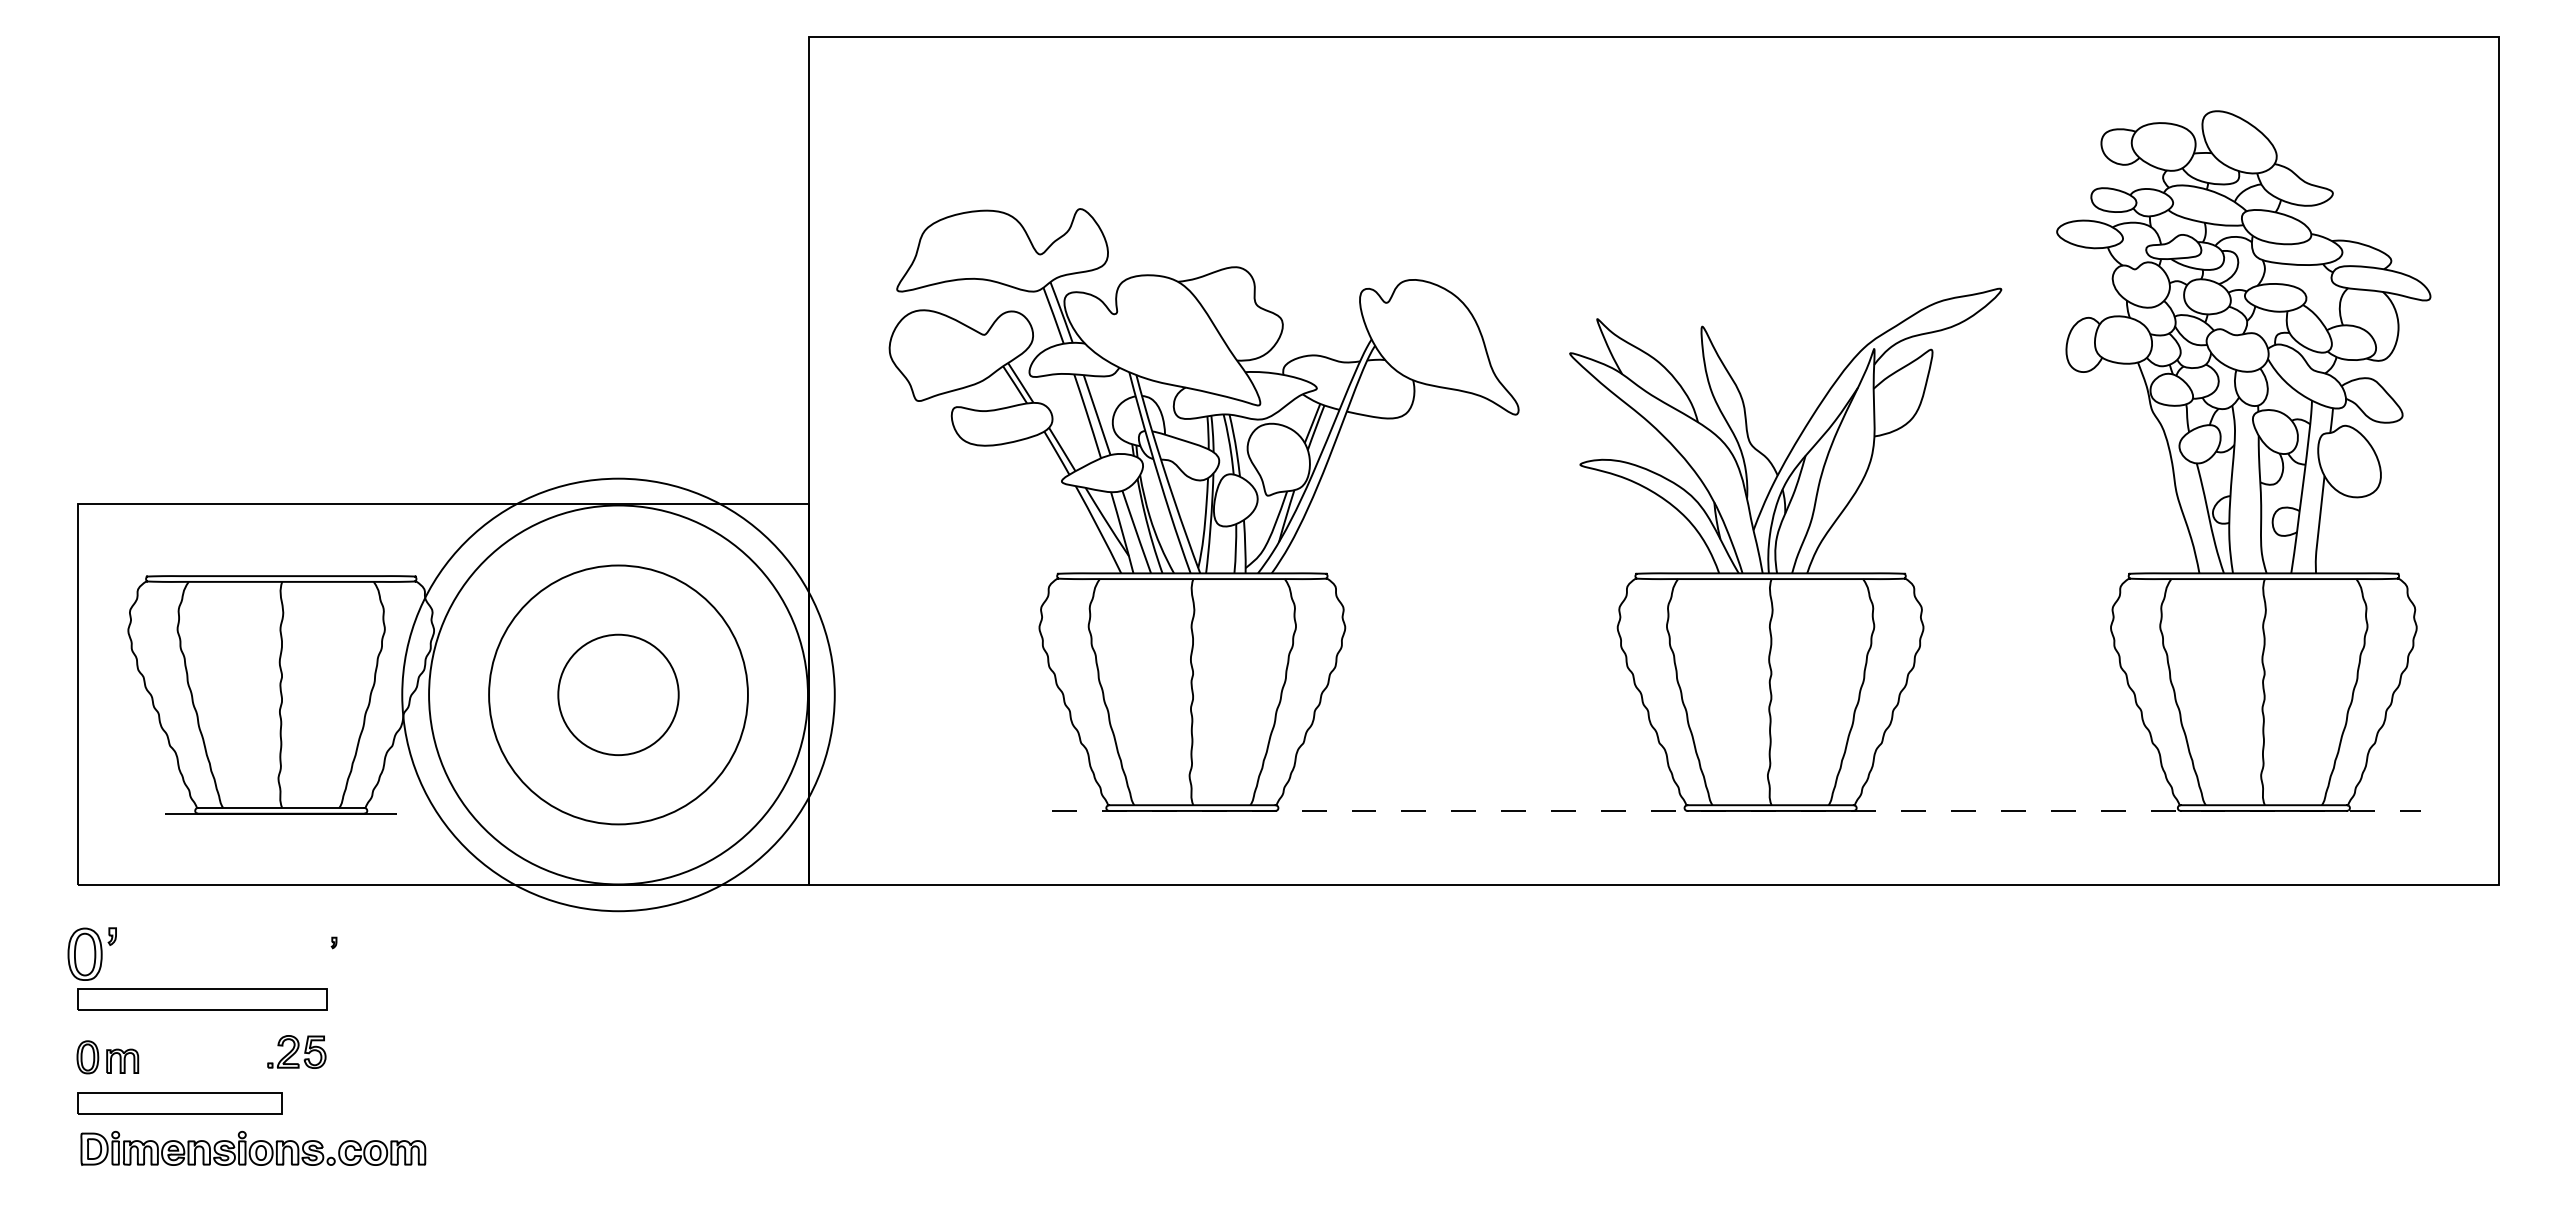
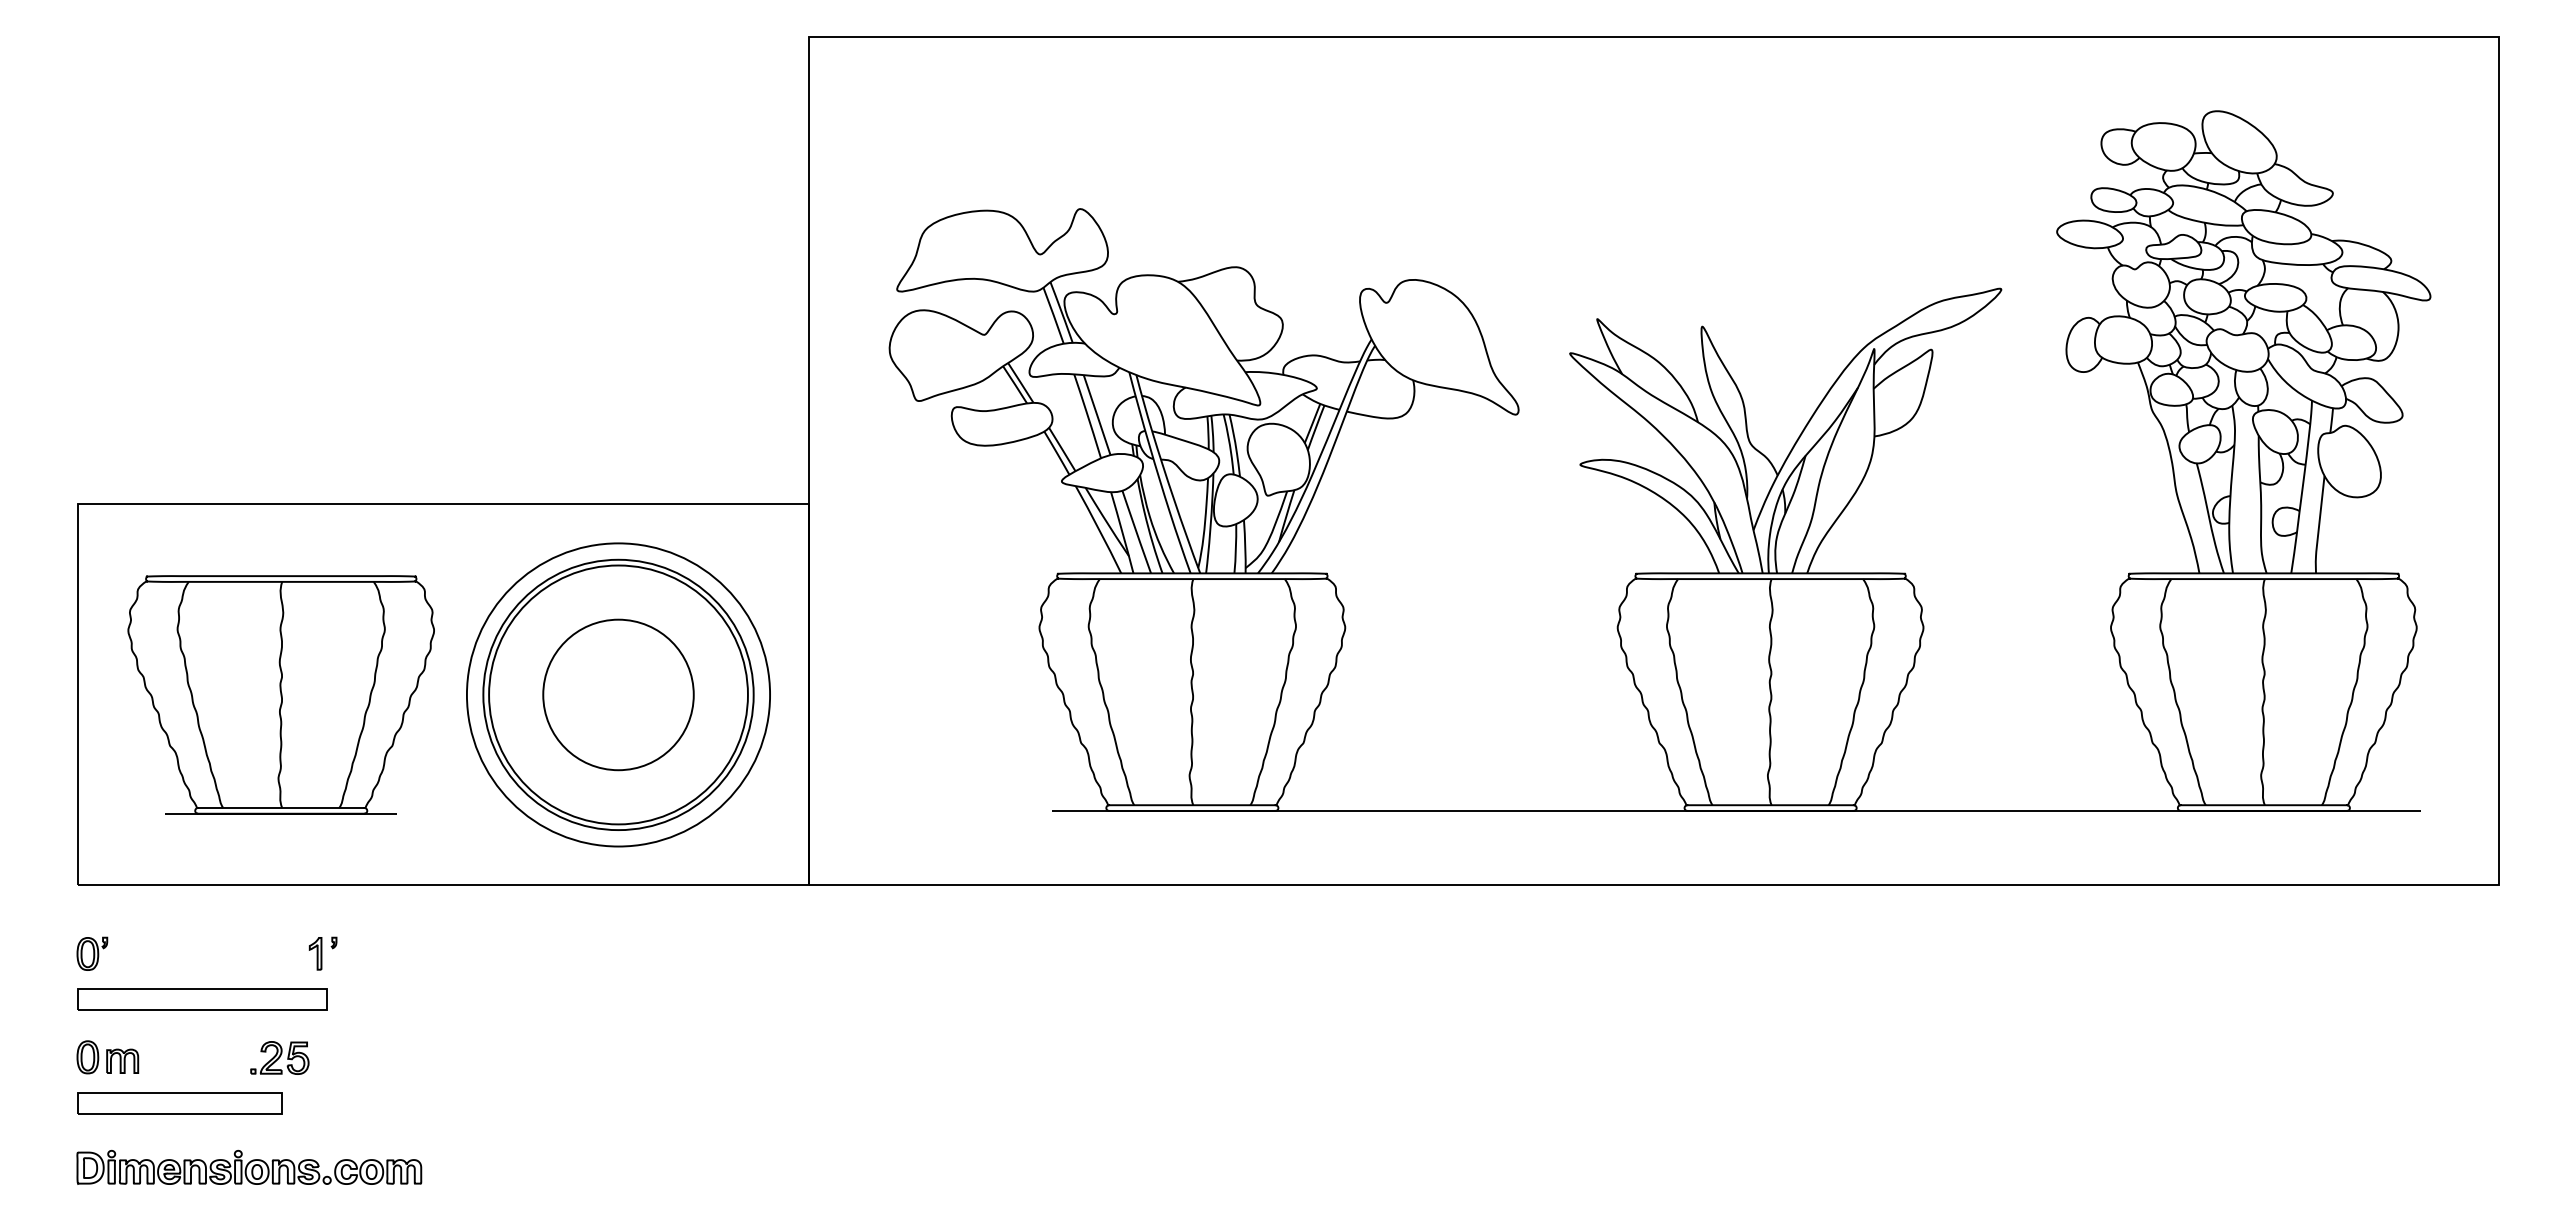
circle diameter: 120 px -> 151 px (618, 694)
circle diameter: 379 px -> 303 px (618, 694)
circle diameter: 433 px -> 270 px (618, 694)
line: dashed -> solid (1736, 810)
part size: 50x54 px -> 33x35 px (92, 953)
part: none -> present (315, 953)
part position: (296, 1051) -> (279, 1057) (279, 1057)
part position: (253, 1147) -> (249, 1166) (249, 1166)
